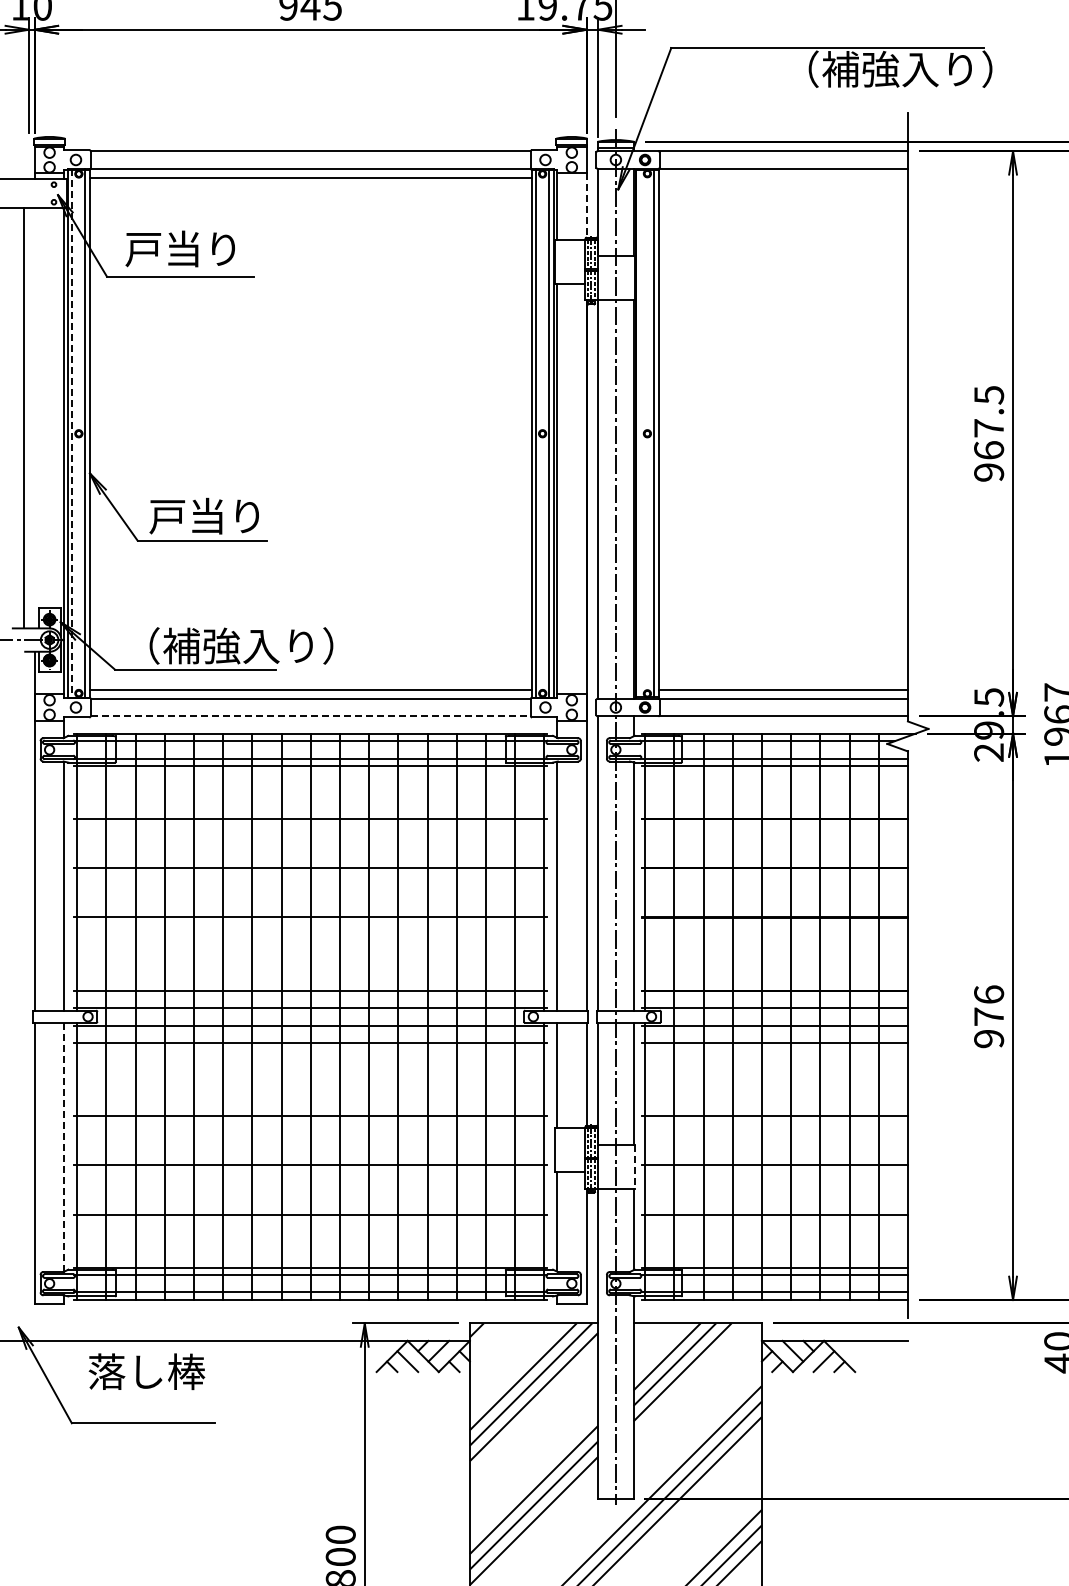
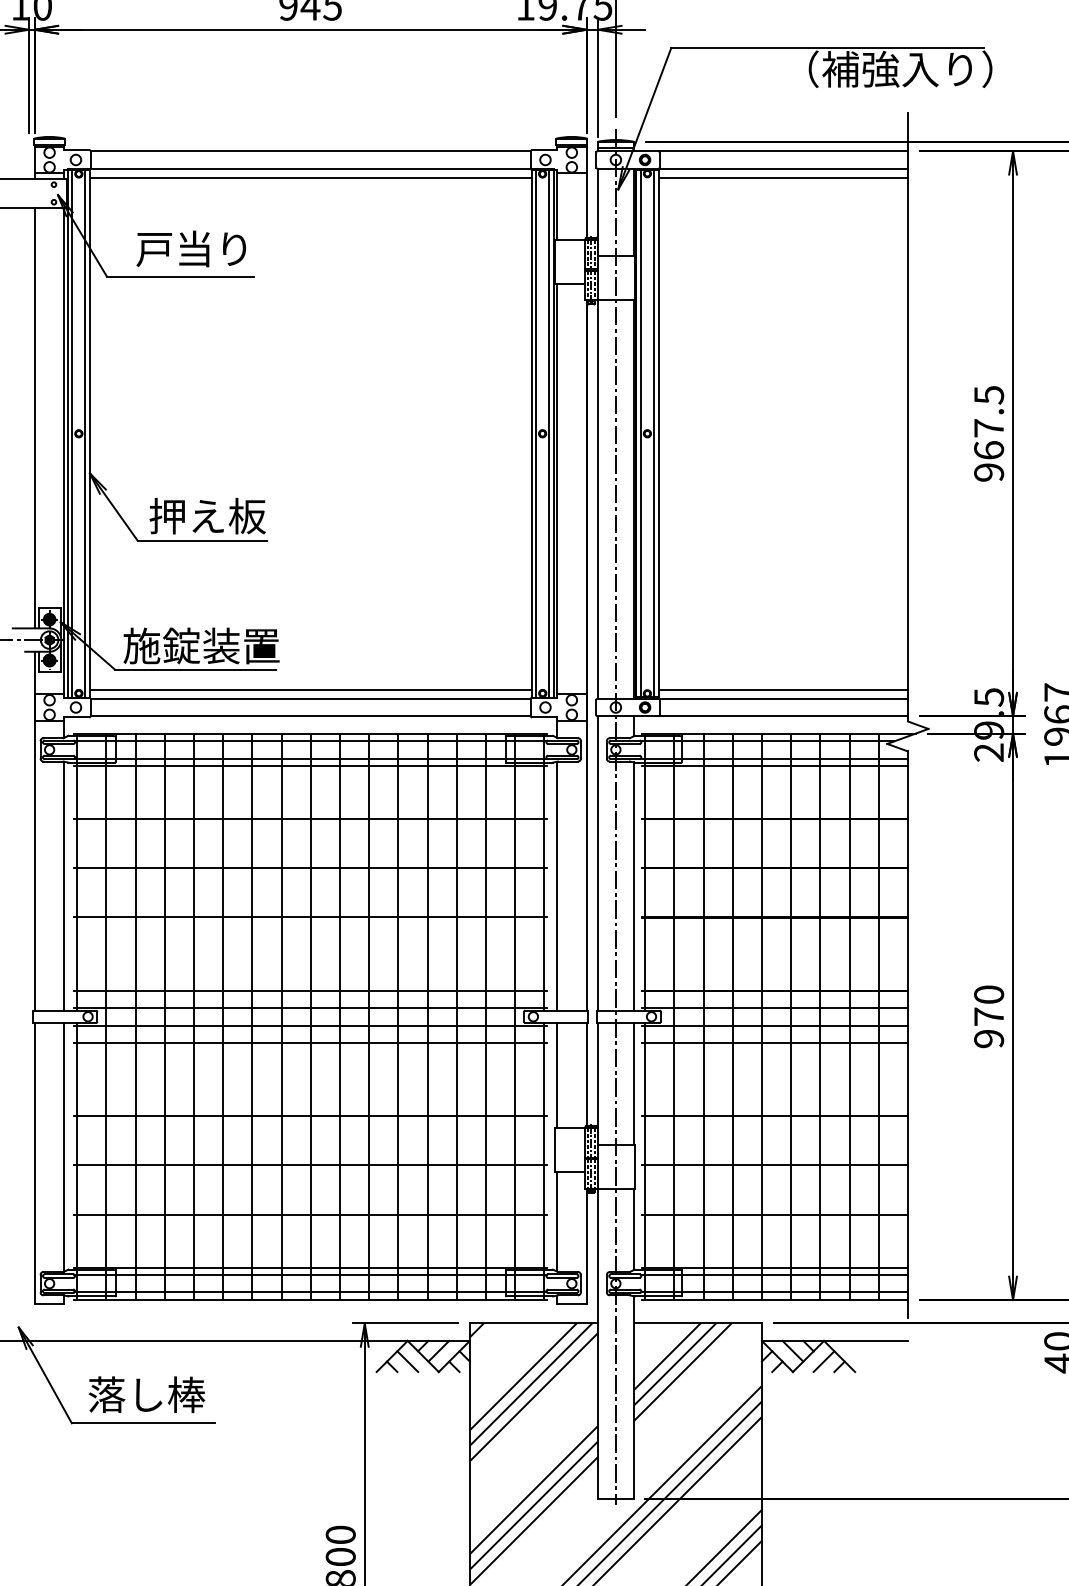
line: none -> present (782, 177)
line: dashed -> solid (586, 205)
text position: (179, 248) -> (190, 248) (190, 248)
line position: (23, 418) -> (34, 418) (34, 418)
line: none -> present (641, 433)
line: dashed -> solid (72, 434)
text: 戸当り -> 押え板 (207, 515)
text: （補強入り） -> 施錠装置 (228, 645)
line: dashed -> solid (311, 716)
text: 976 -> 970 (989, 994)
line: dashed -> solid (64, 1147)
line: dashed -> solid (635, 1166)
text position: (146, 1371) -> (146, 1394) (146, 1394)
